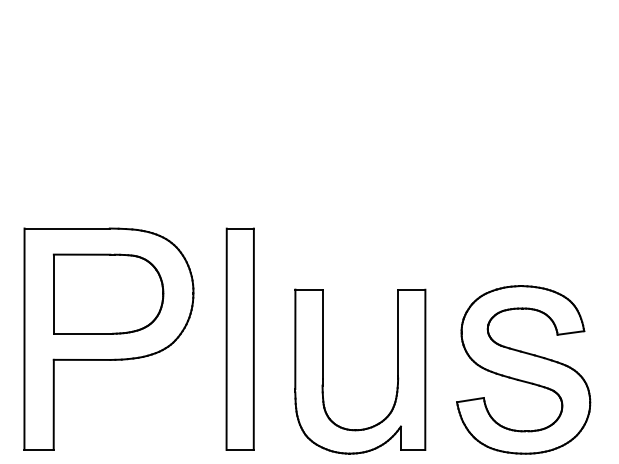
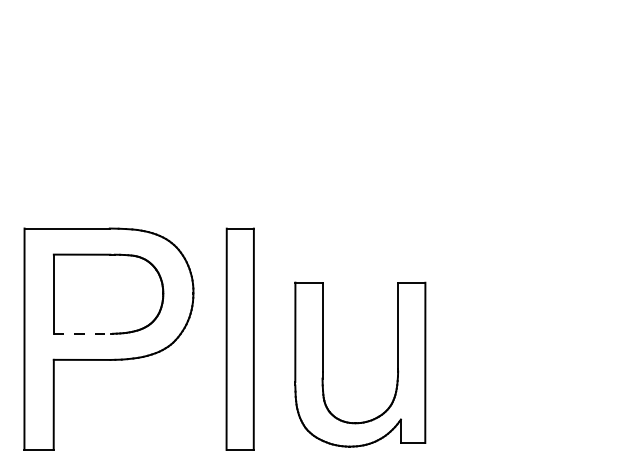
line: solid -> dashed (82, 333)
part: present -> none (523, 369)
part position: (323, 371) -> (323, 364) (323, 364)
